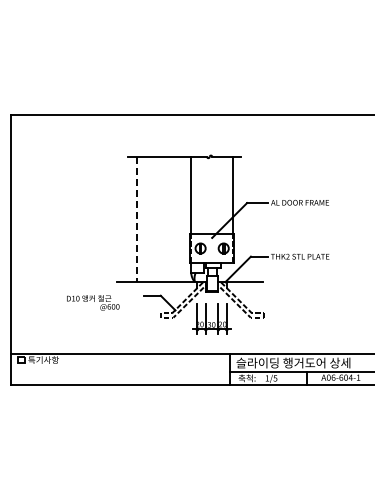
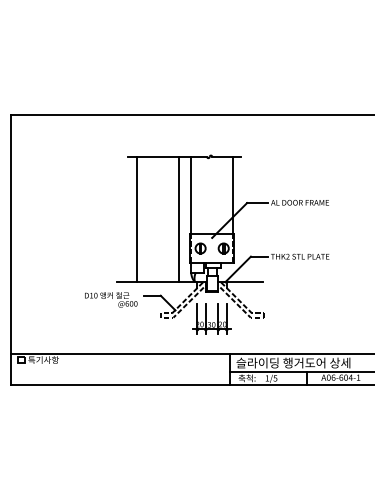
line: dashed -> solid (136, 219)
line: none -> present (178, 219)
text position: (93, 302) -> (111, 299) (111, 299)
